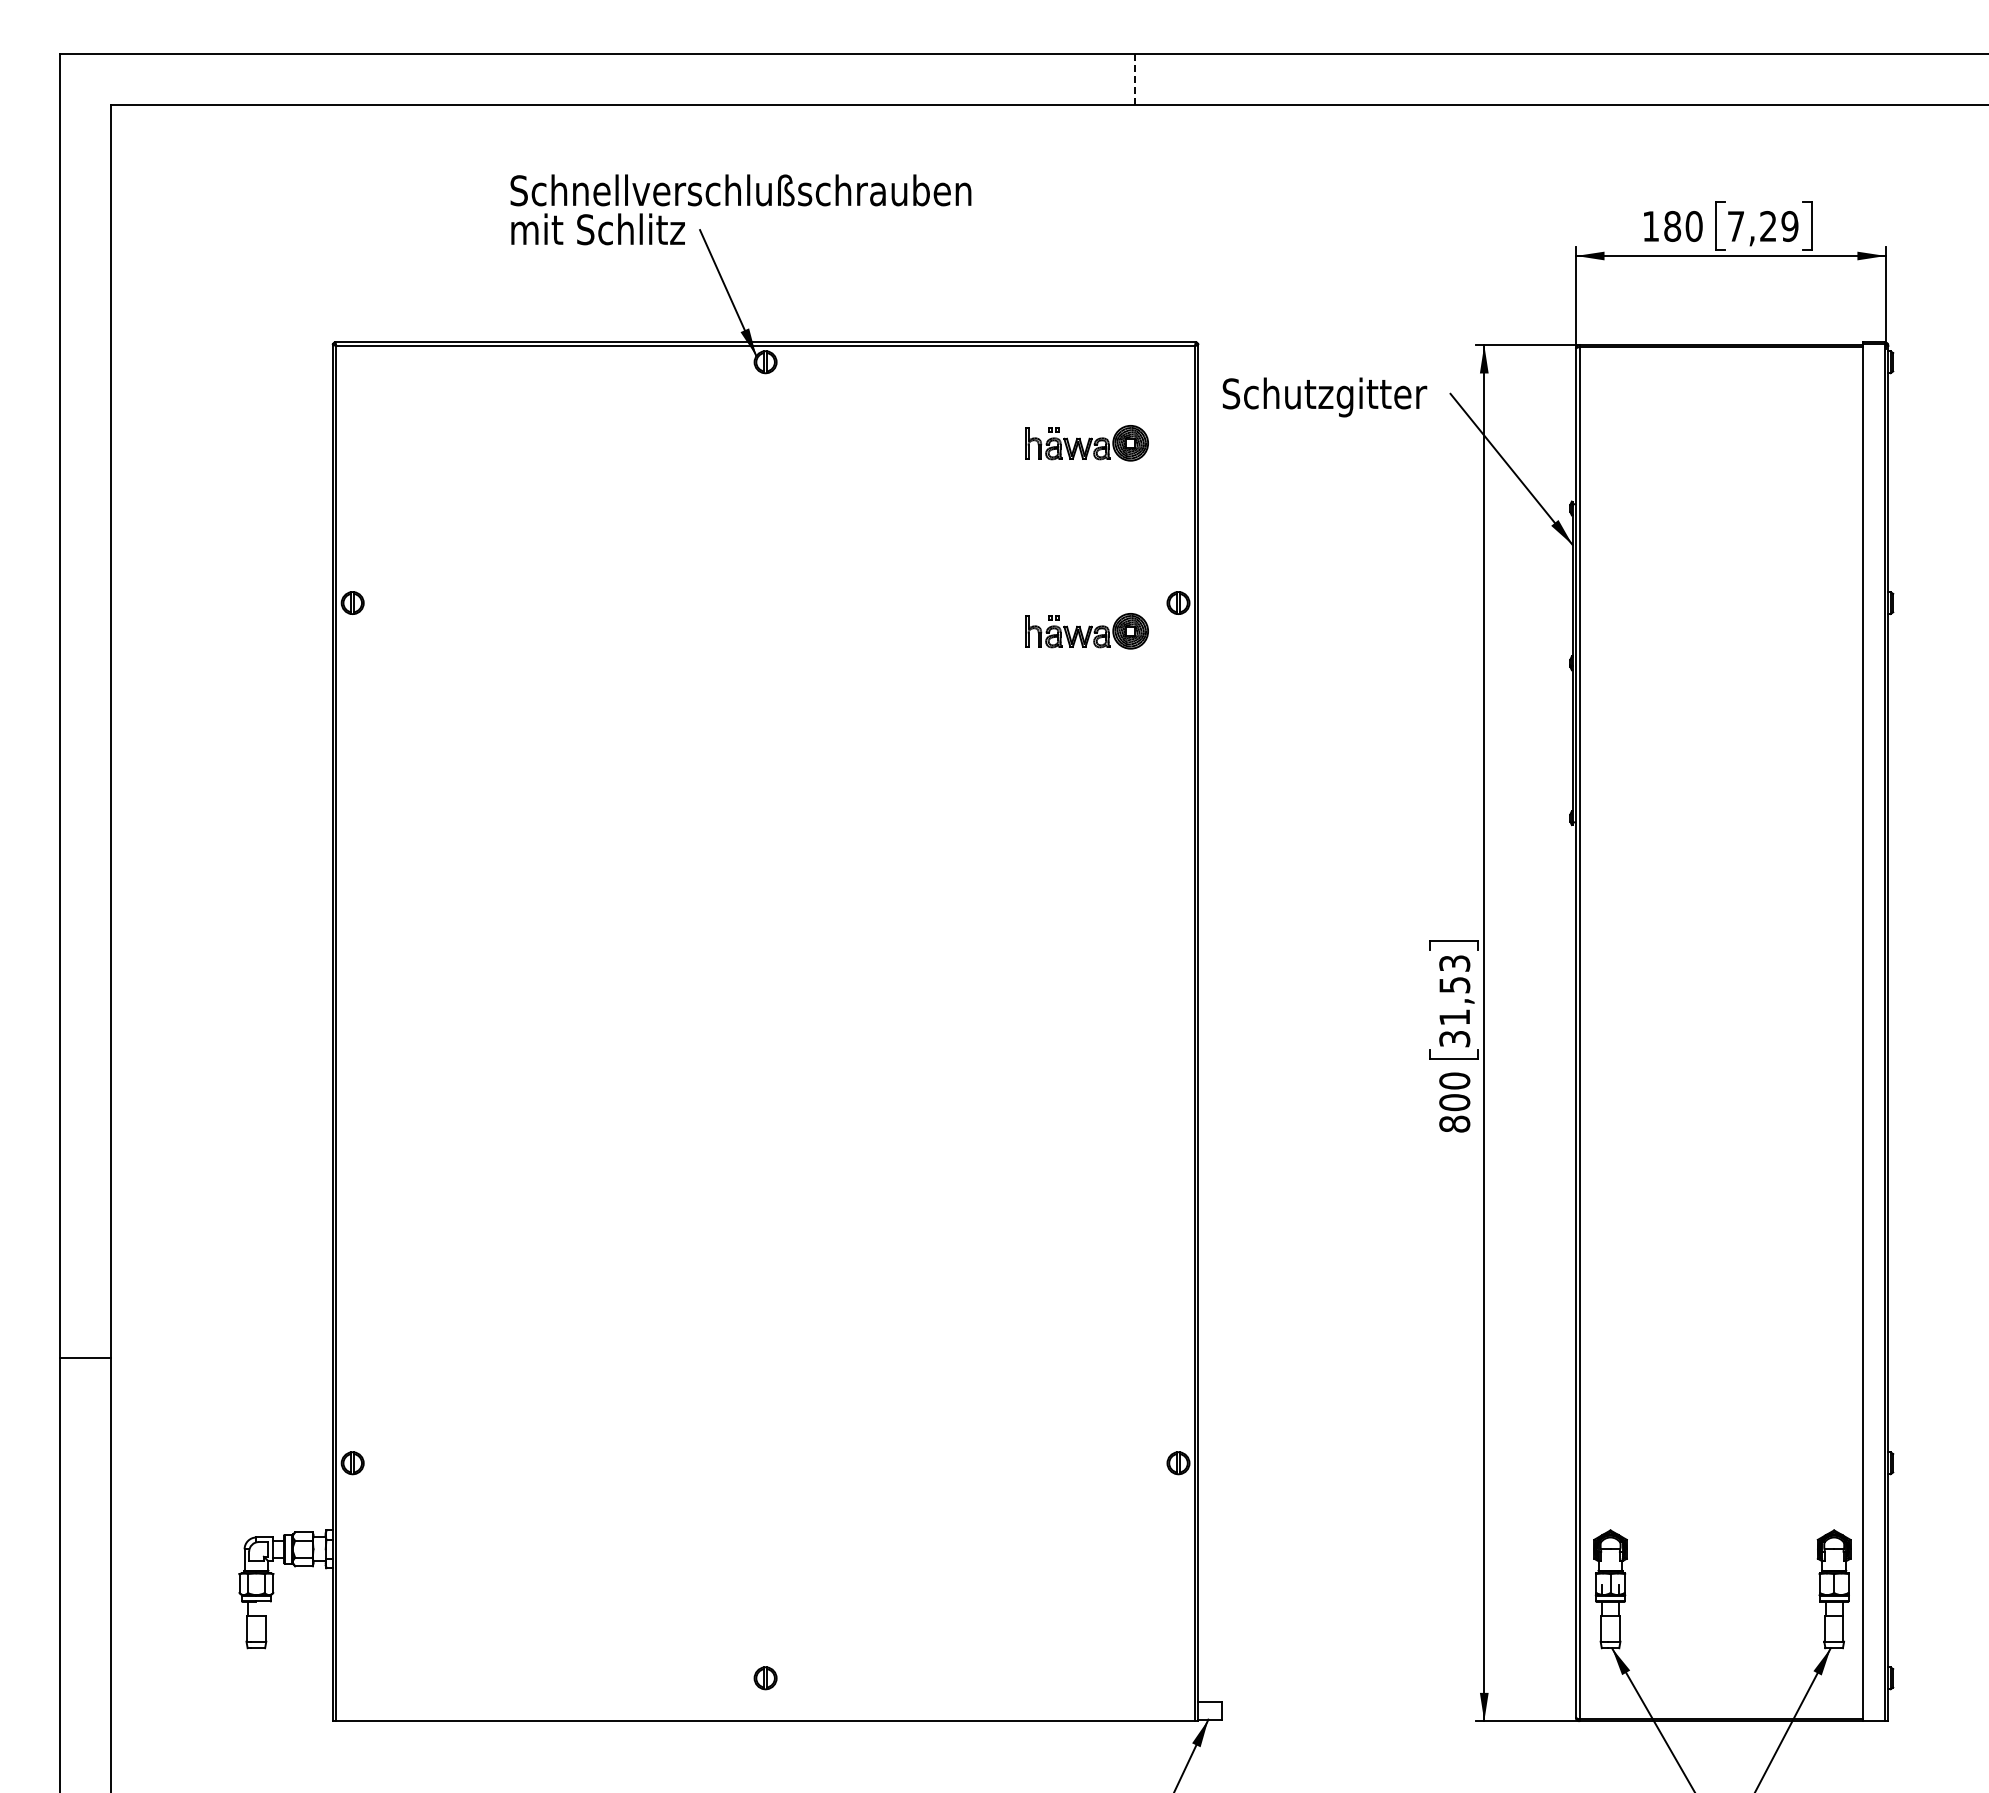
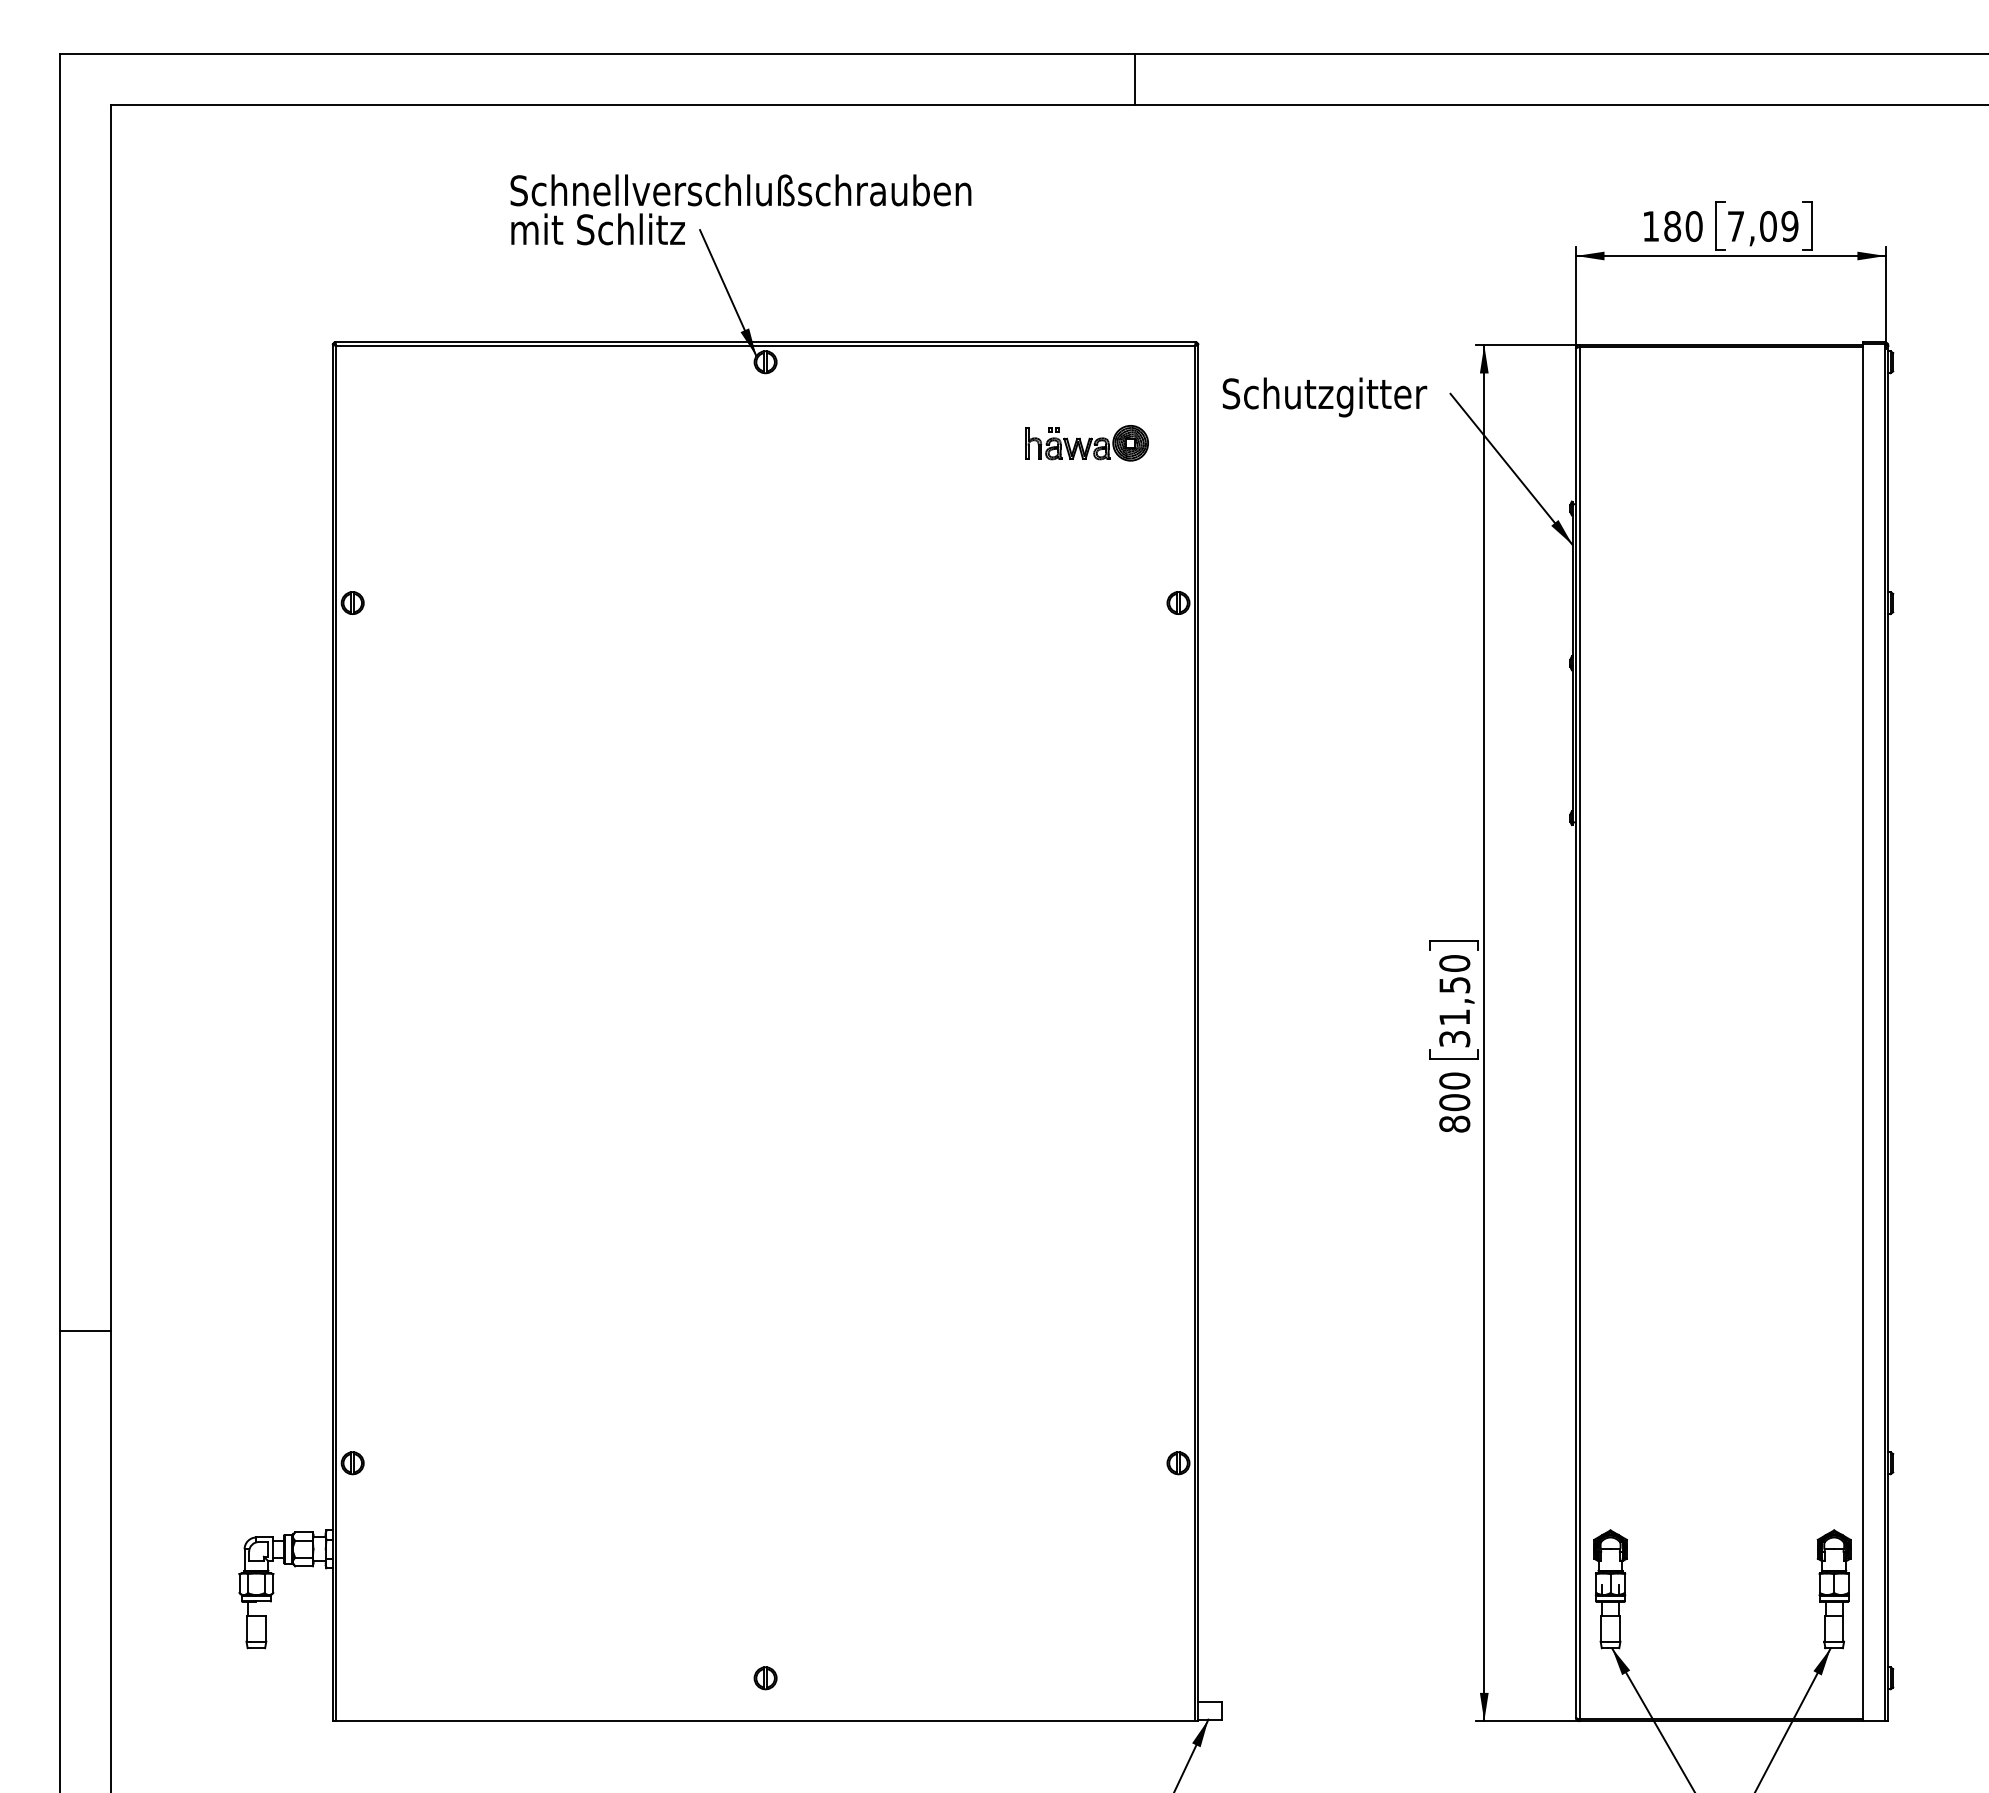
line: dashed -> solid (1134, 79)
text: 7,29 -> 7,09 (1768, 226)
part: present -> none (1086, 631)
text: 31,53 -> 31,50 (1454, 963)
line position: (85, 1358) -> (85, 1331) (85, 1331)
